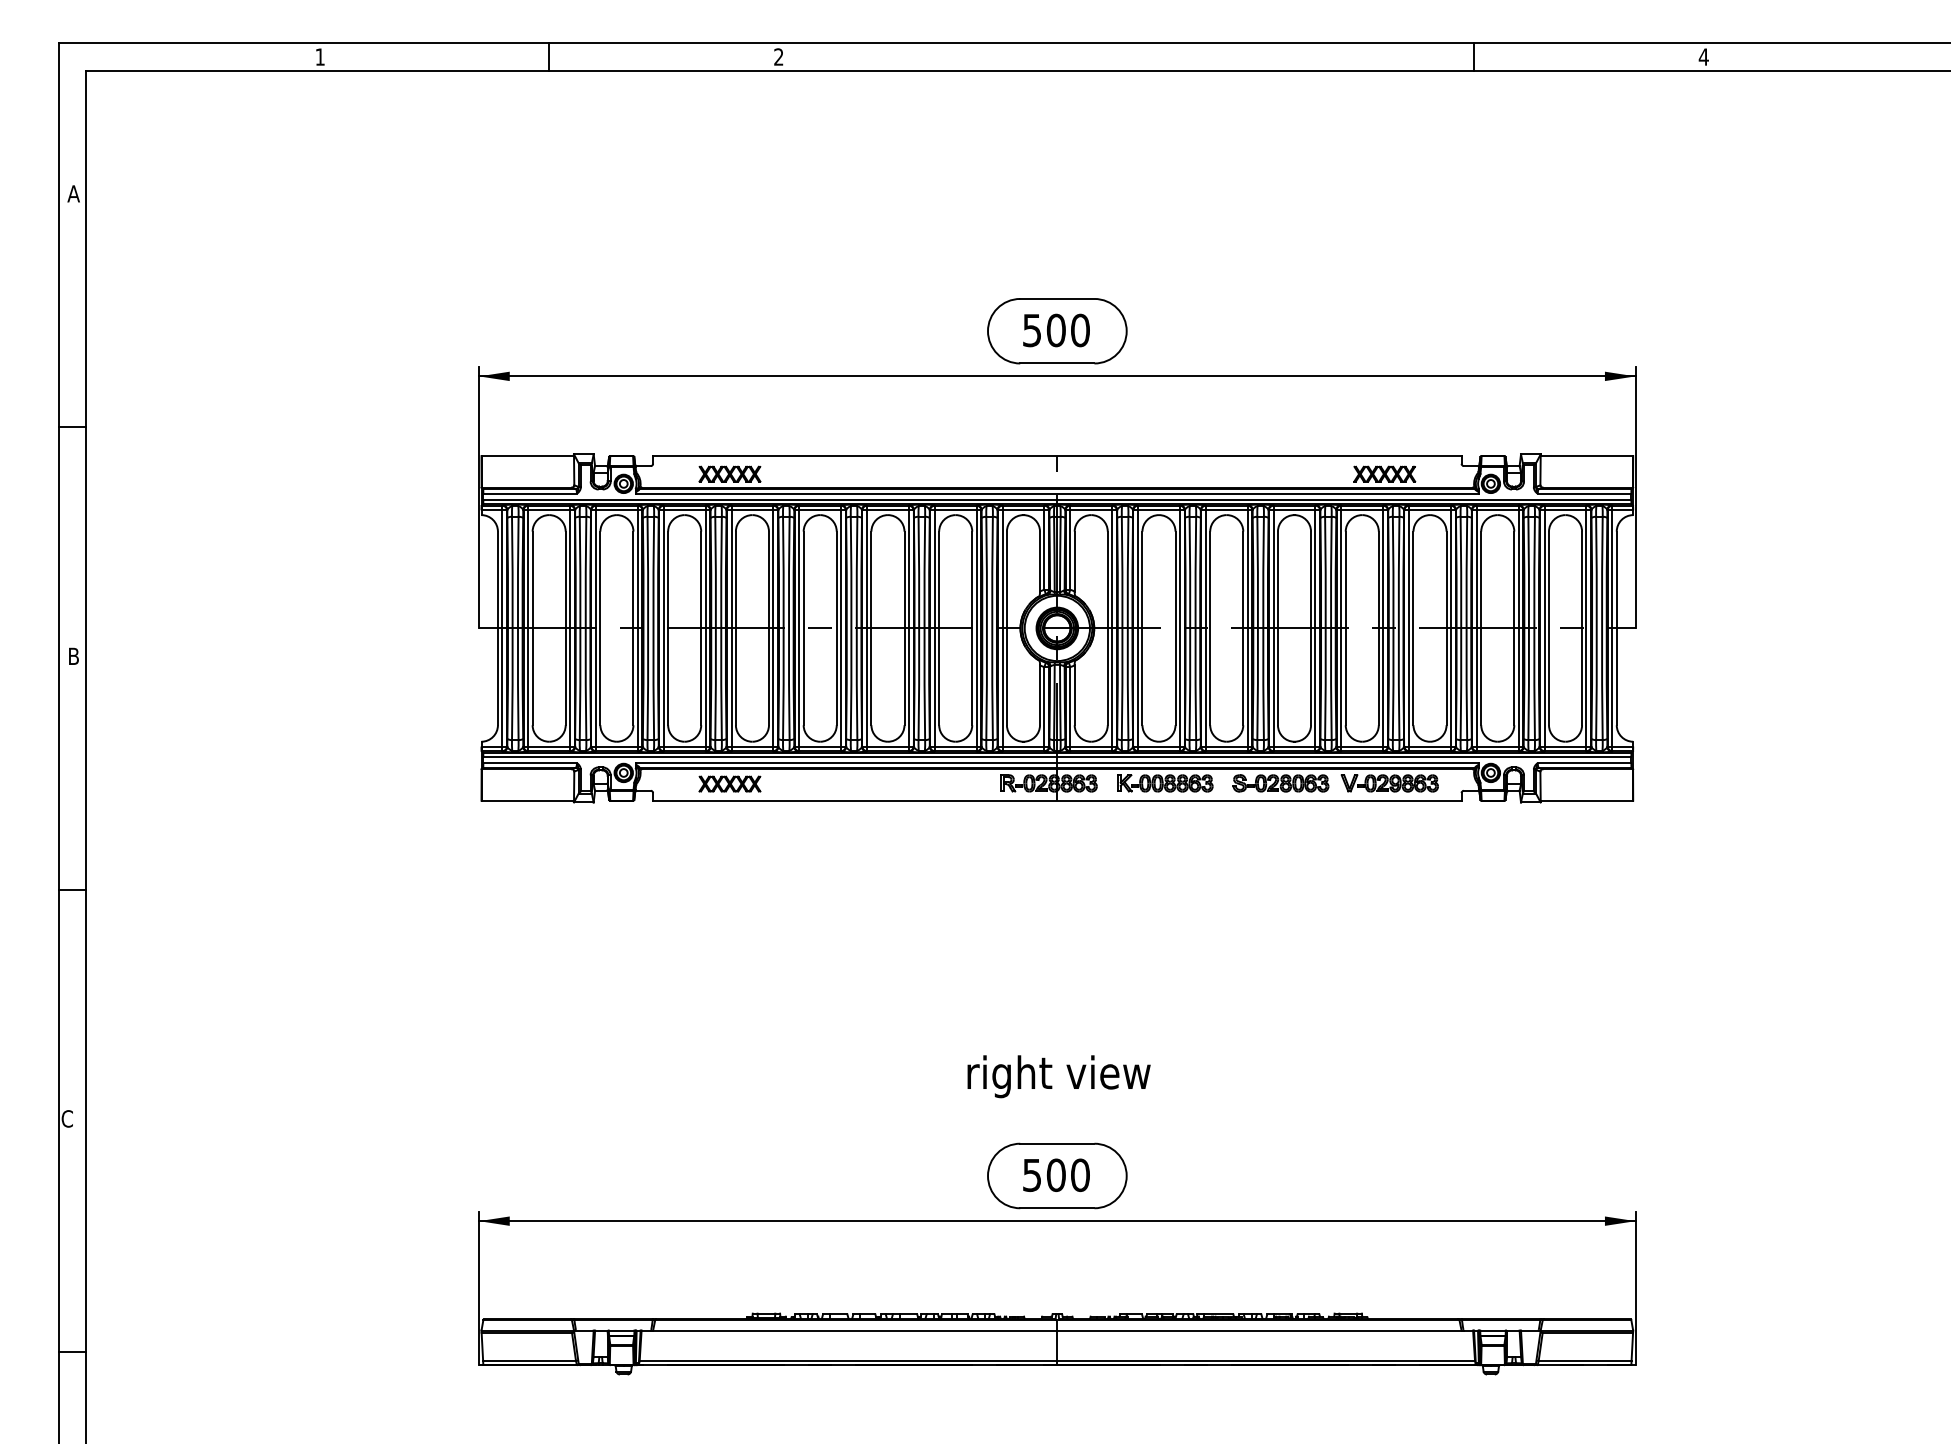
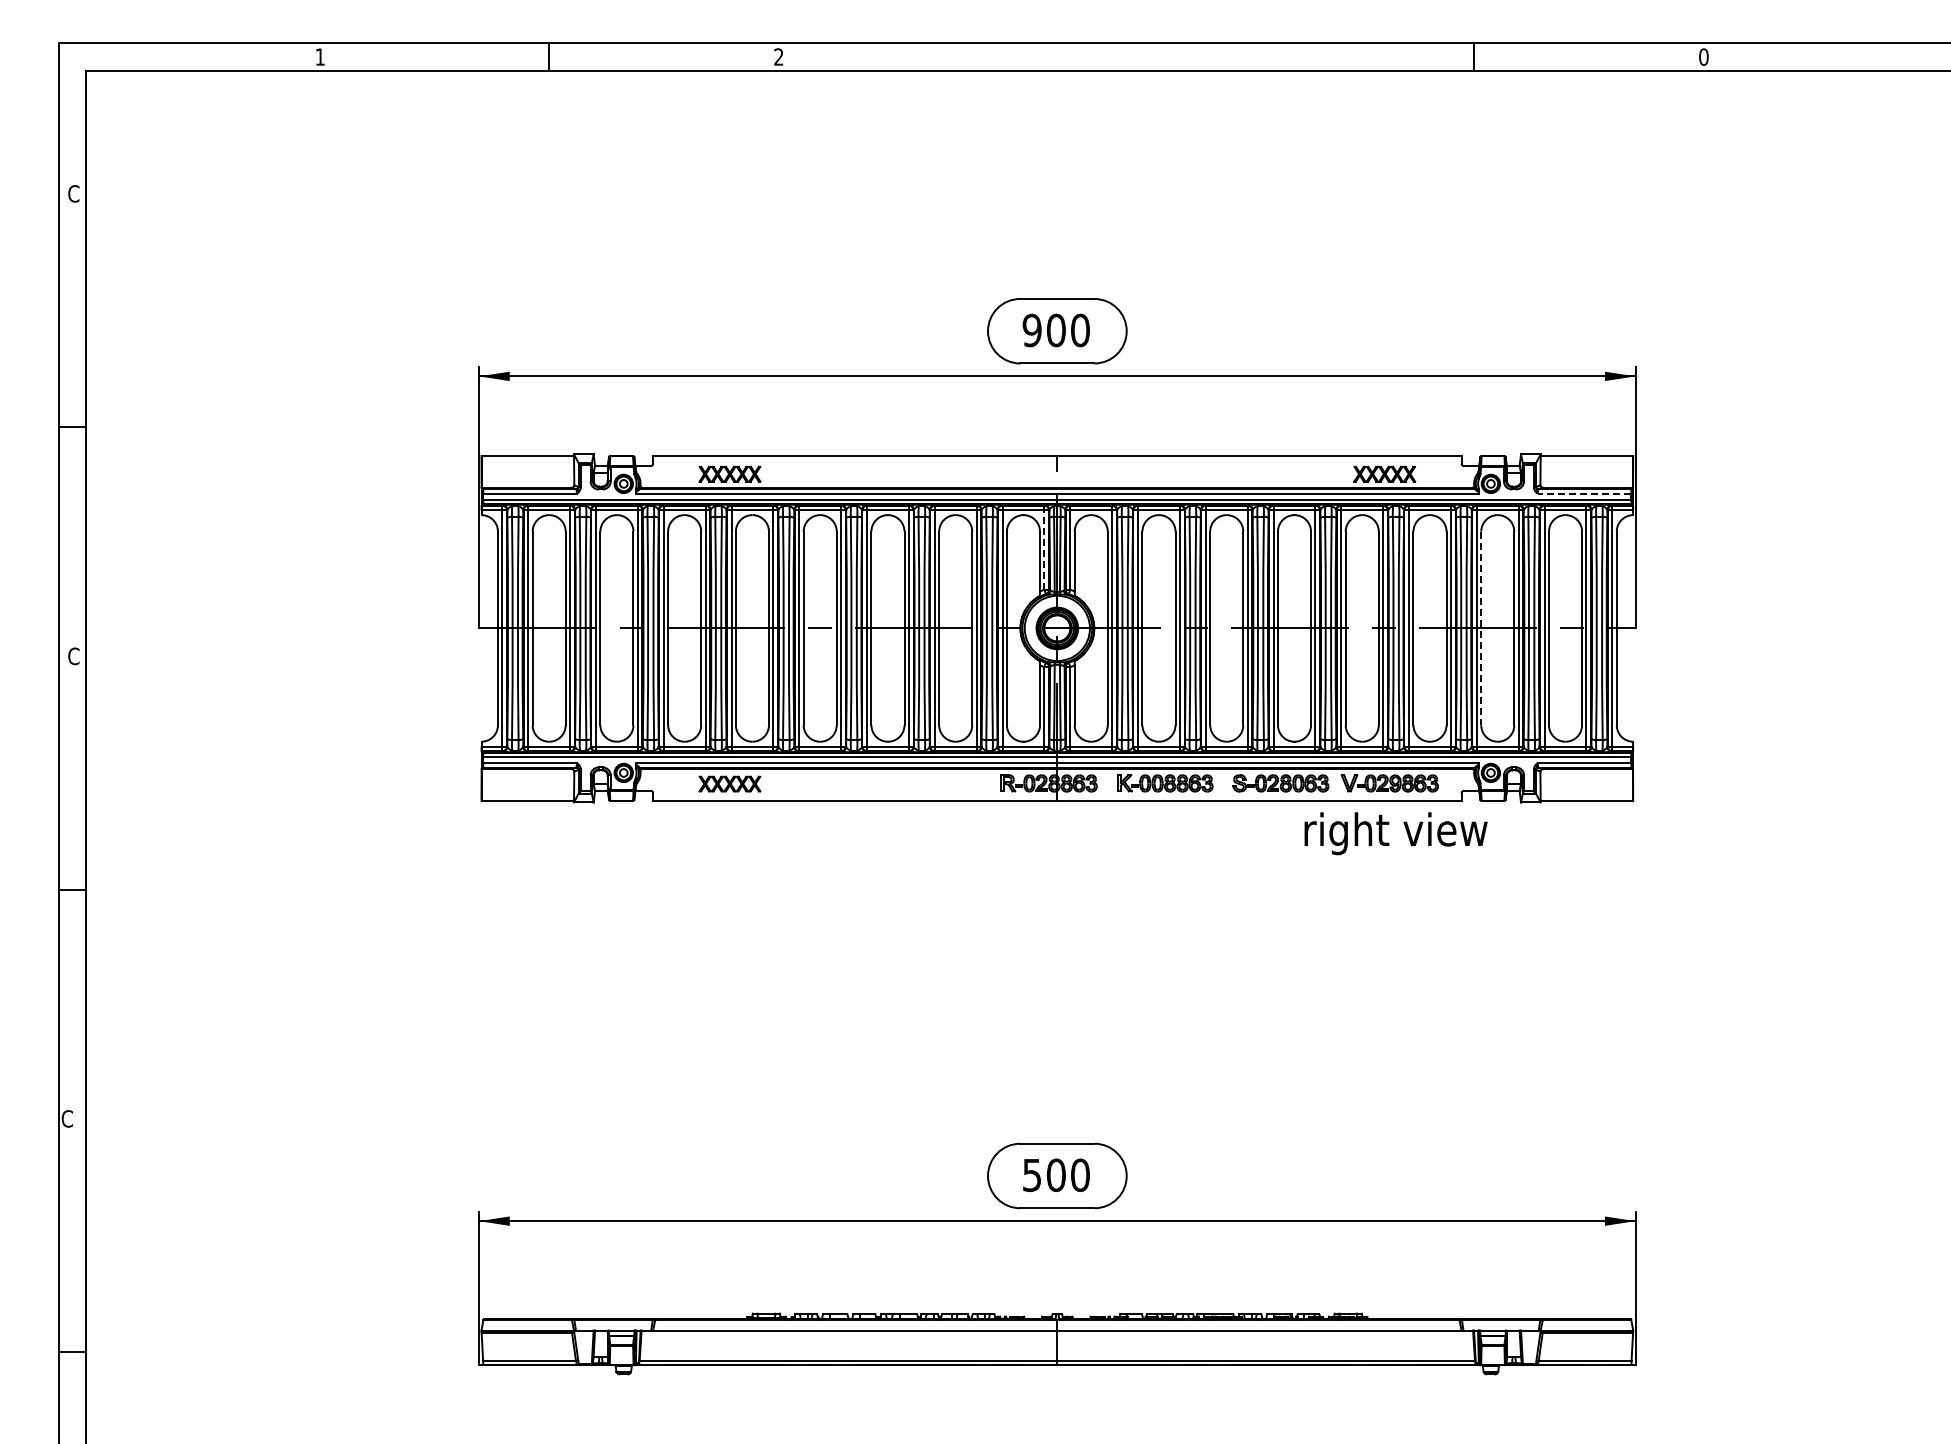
text: 4 -> 0 (1703, 56)
text: A -> C (73, 193)
text: 500 -> 900 (1031, 330)
line: solid -> dashed (1584, 493)
line: solid -> dashed (1044, 550)
line: solid -> dashed (1481, 628)
text: B -> C (73, 656)
text position: (1058, 1076) -> (1395, 833) (1395, 833)
